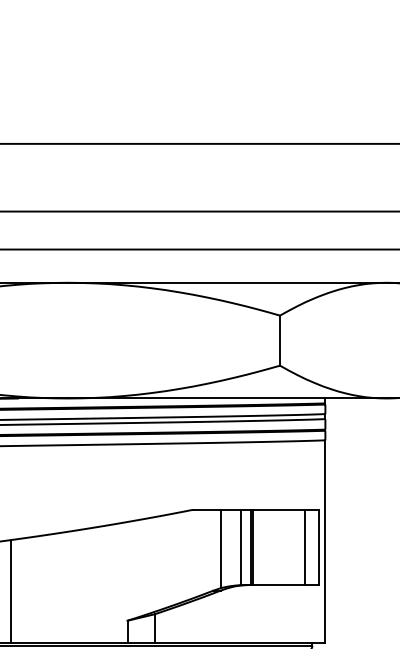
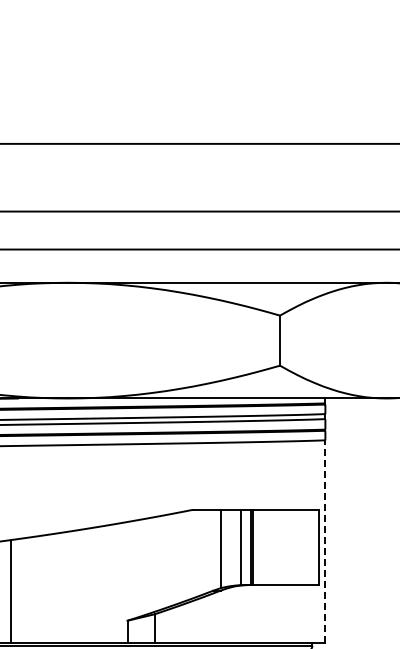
line: solid -> dashed (325, 541)
line: present -> none (304, 547)
